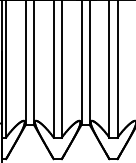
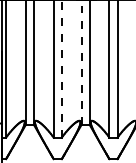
line: solid -> dashed (81, 62)
line: solid -> dashed (61, 68)
